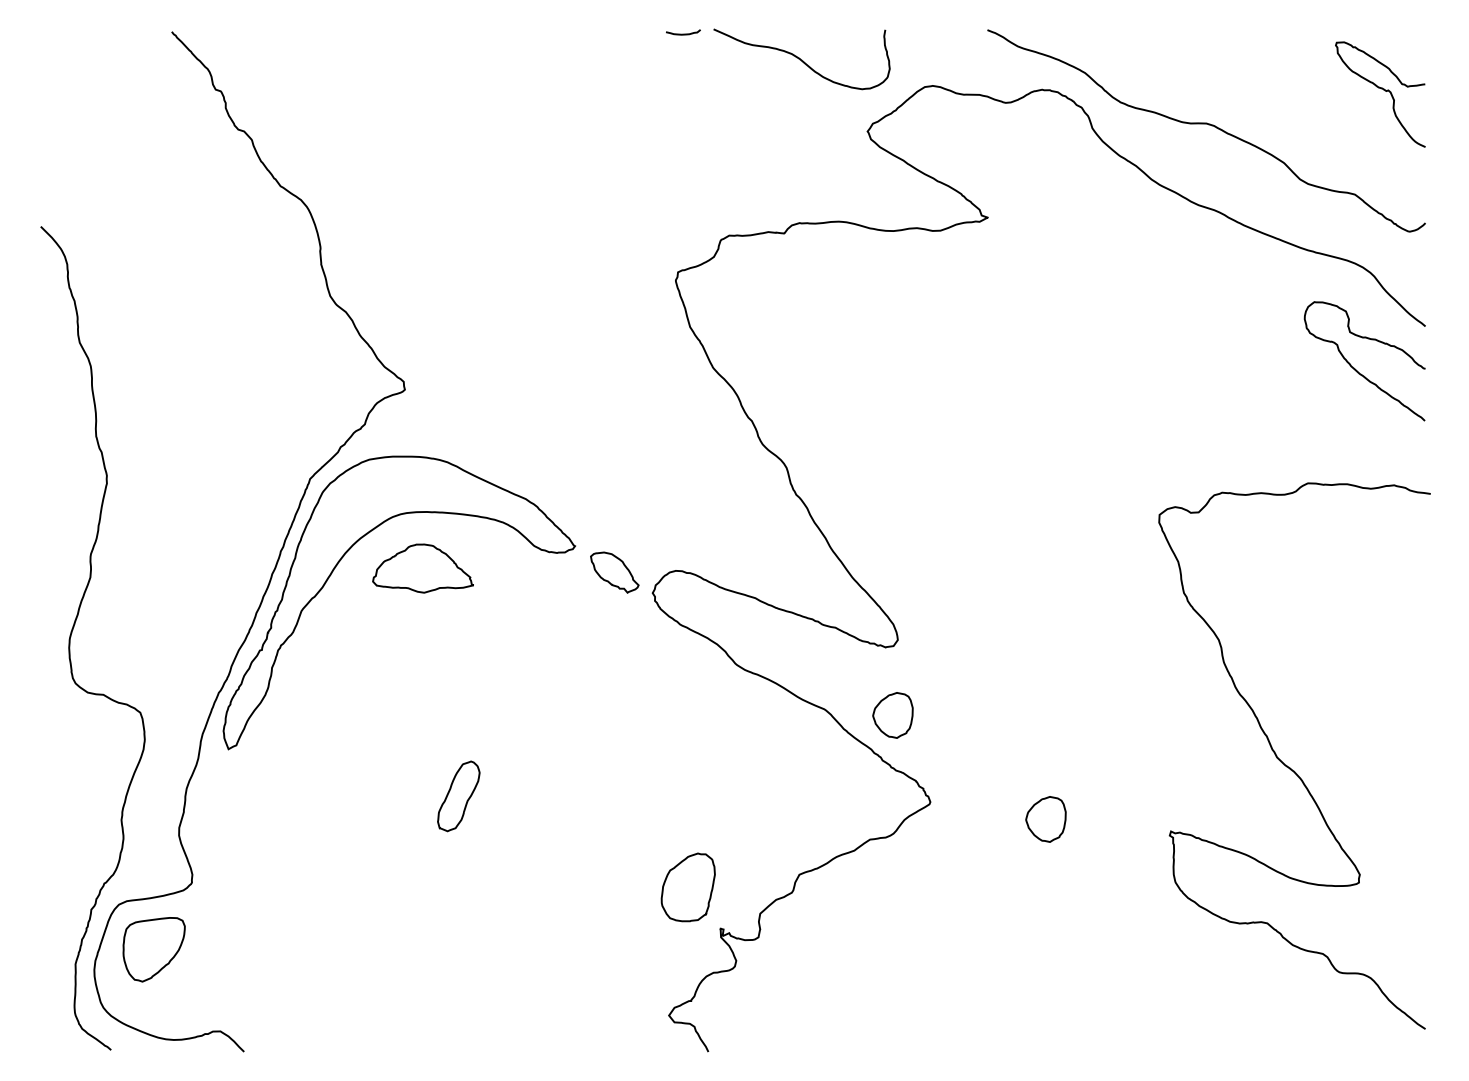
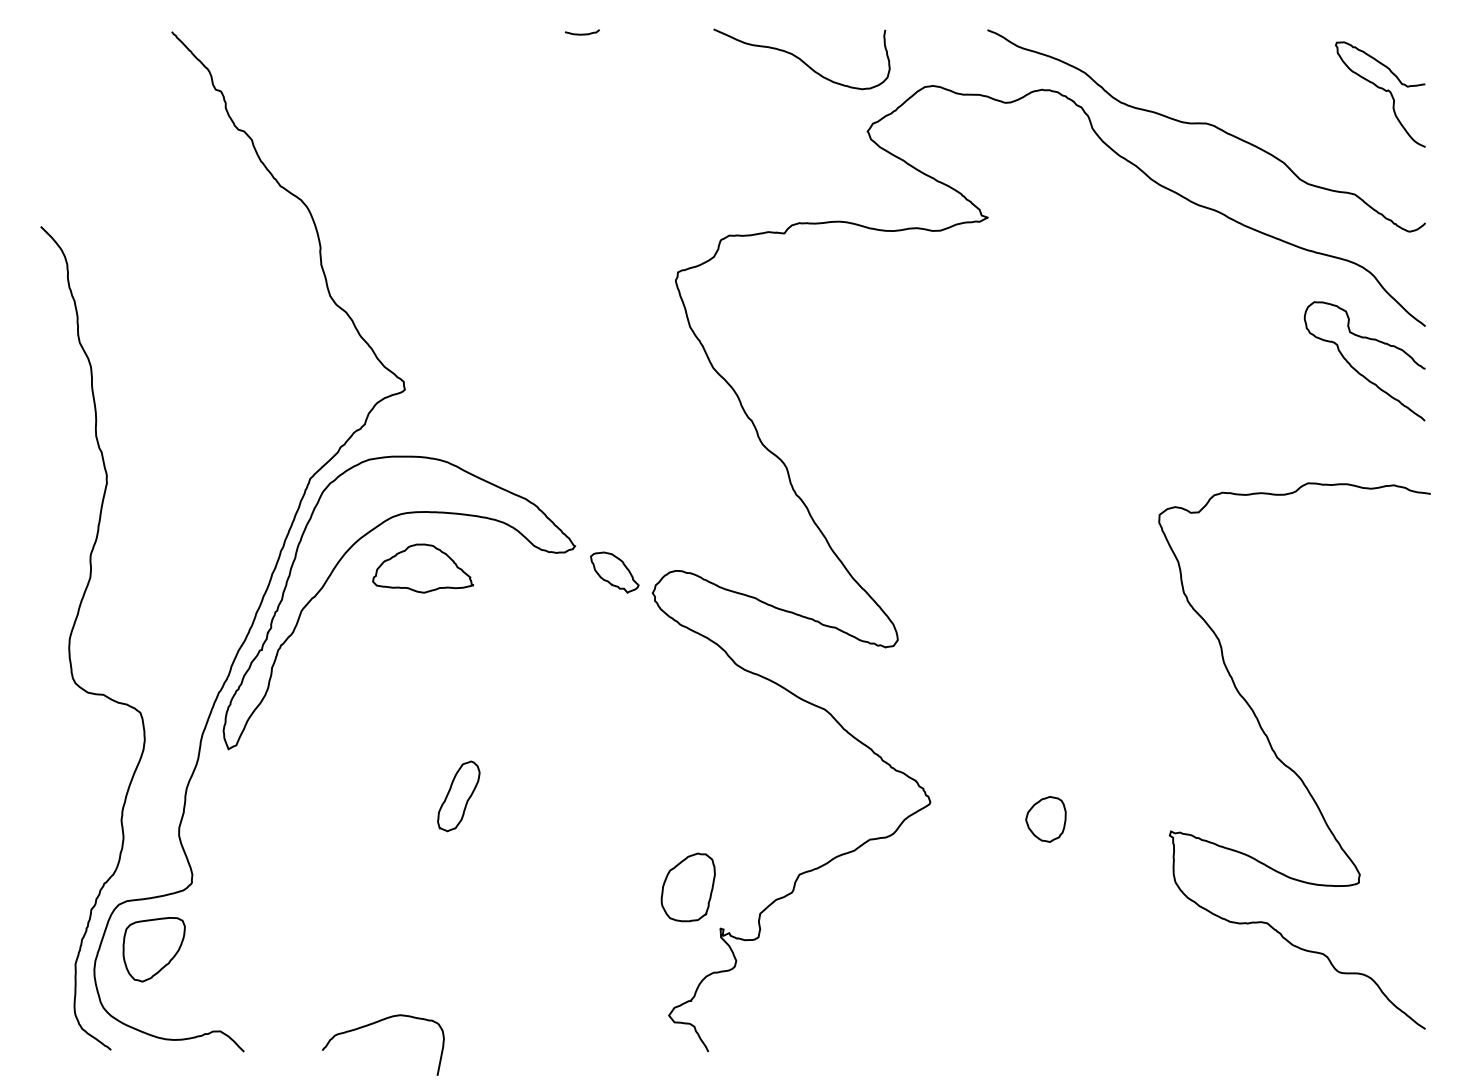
curve position: (683, 33) -> (582, 33) (582, 33)
part: present -> none (892, 715)
curve: none -> present (376, 1023)
